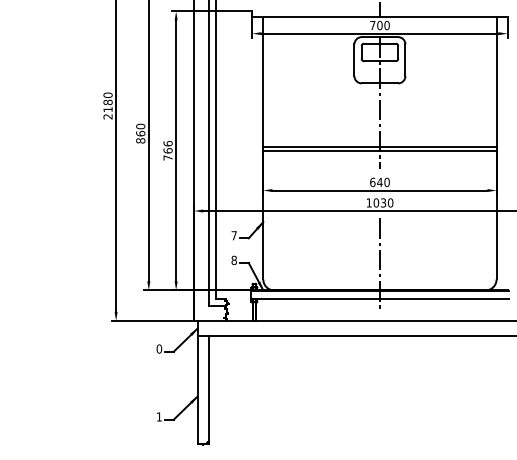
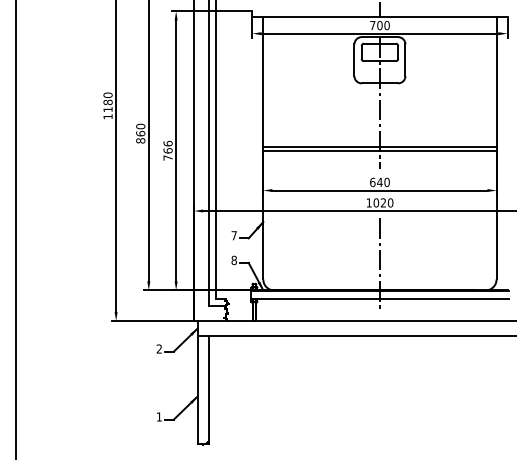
text: 2180 -> 1180 (107, 116)
text: 1030 -> 1020 (383, 203)
line: none -> present (15, 229)
text: 0 -> 2 (159, 348)
